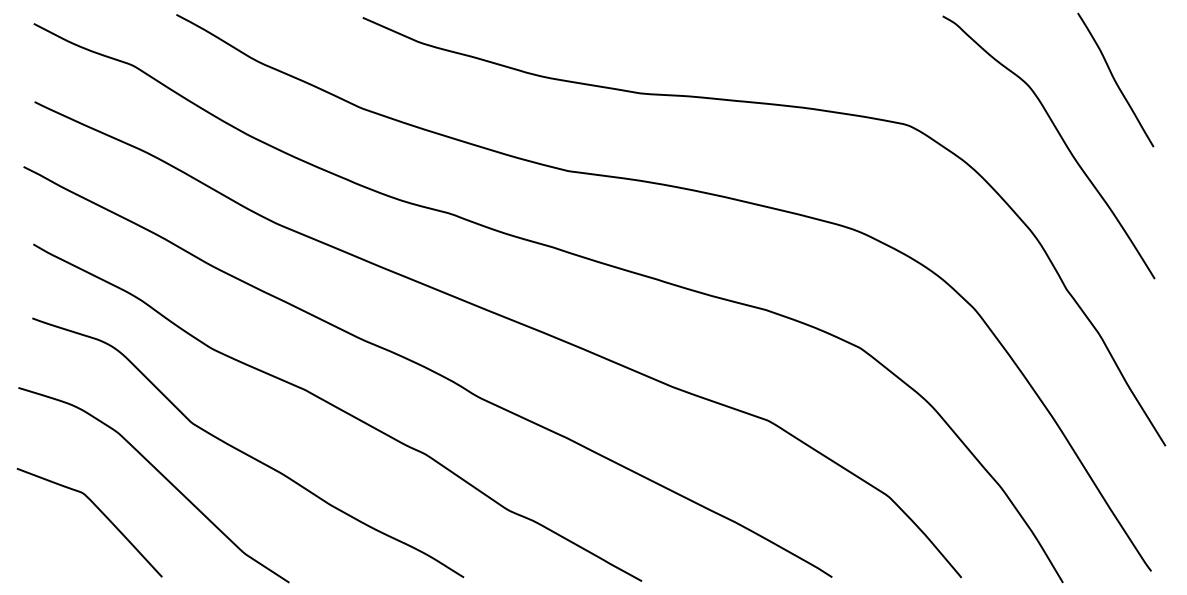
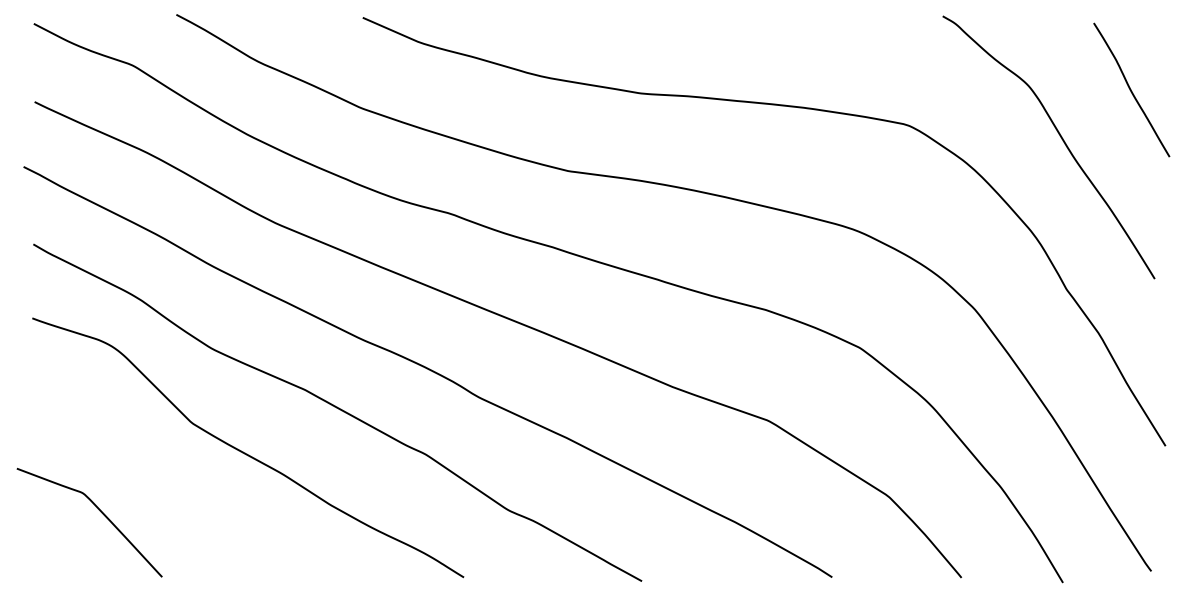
curve position: (1115, 79) -> (1131, 89) (1131, 89)
curve: present -> none (162, 476)
